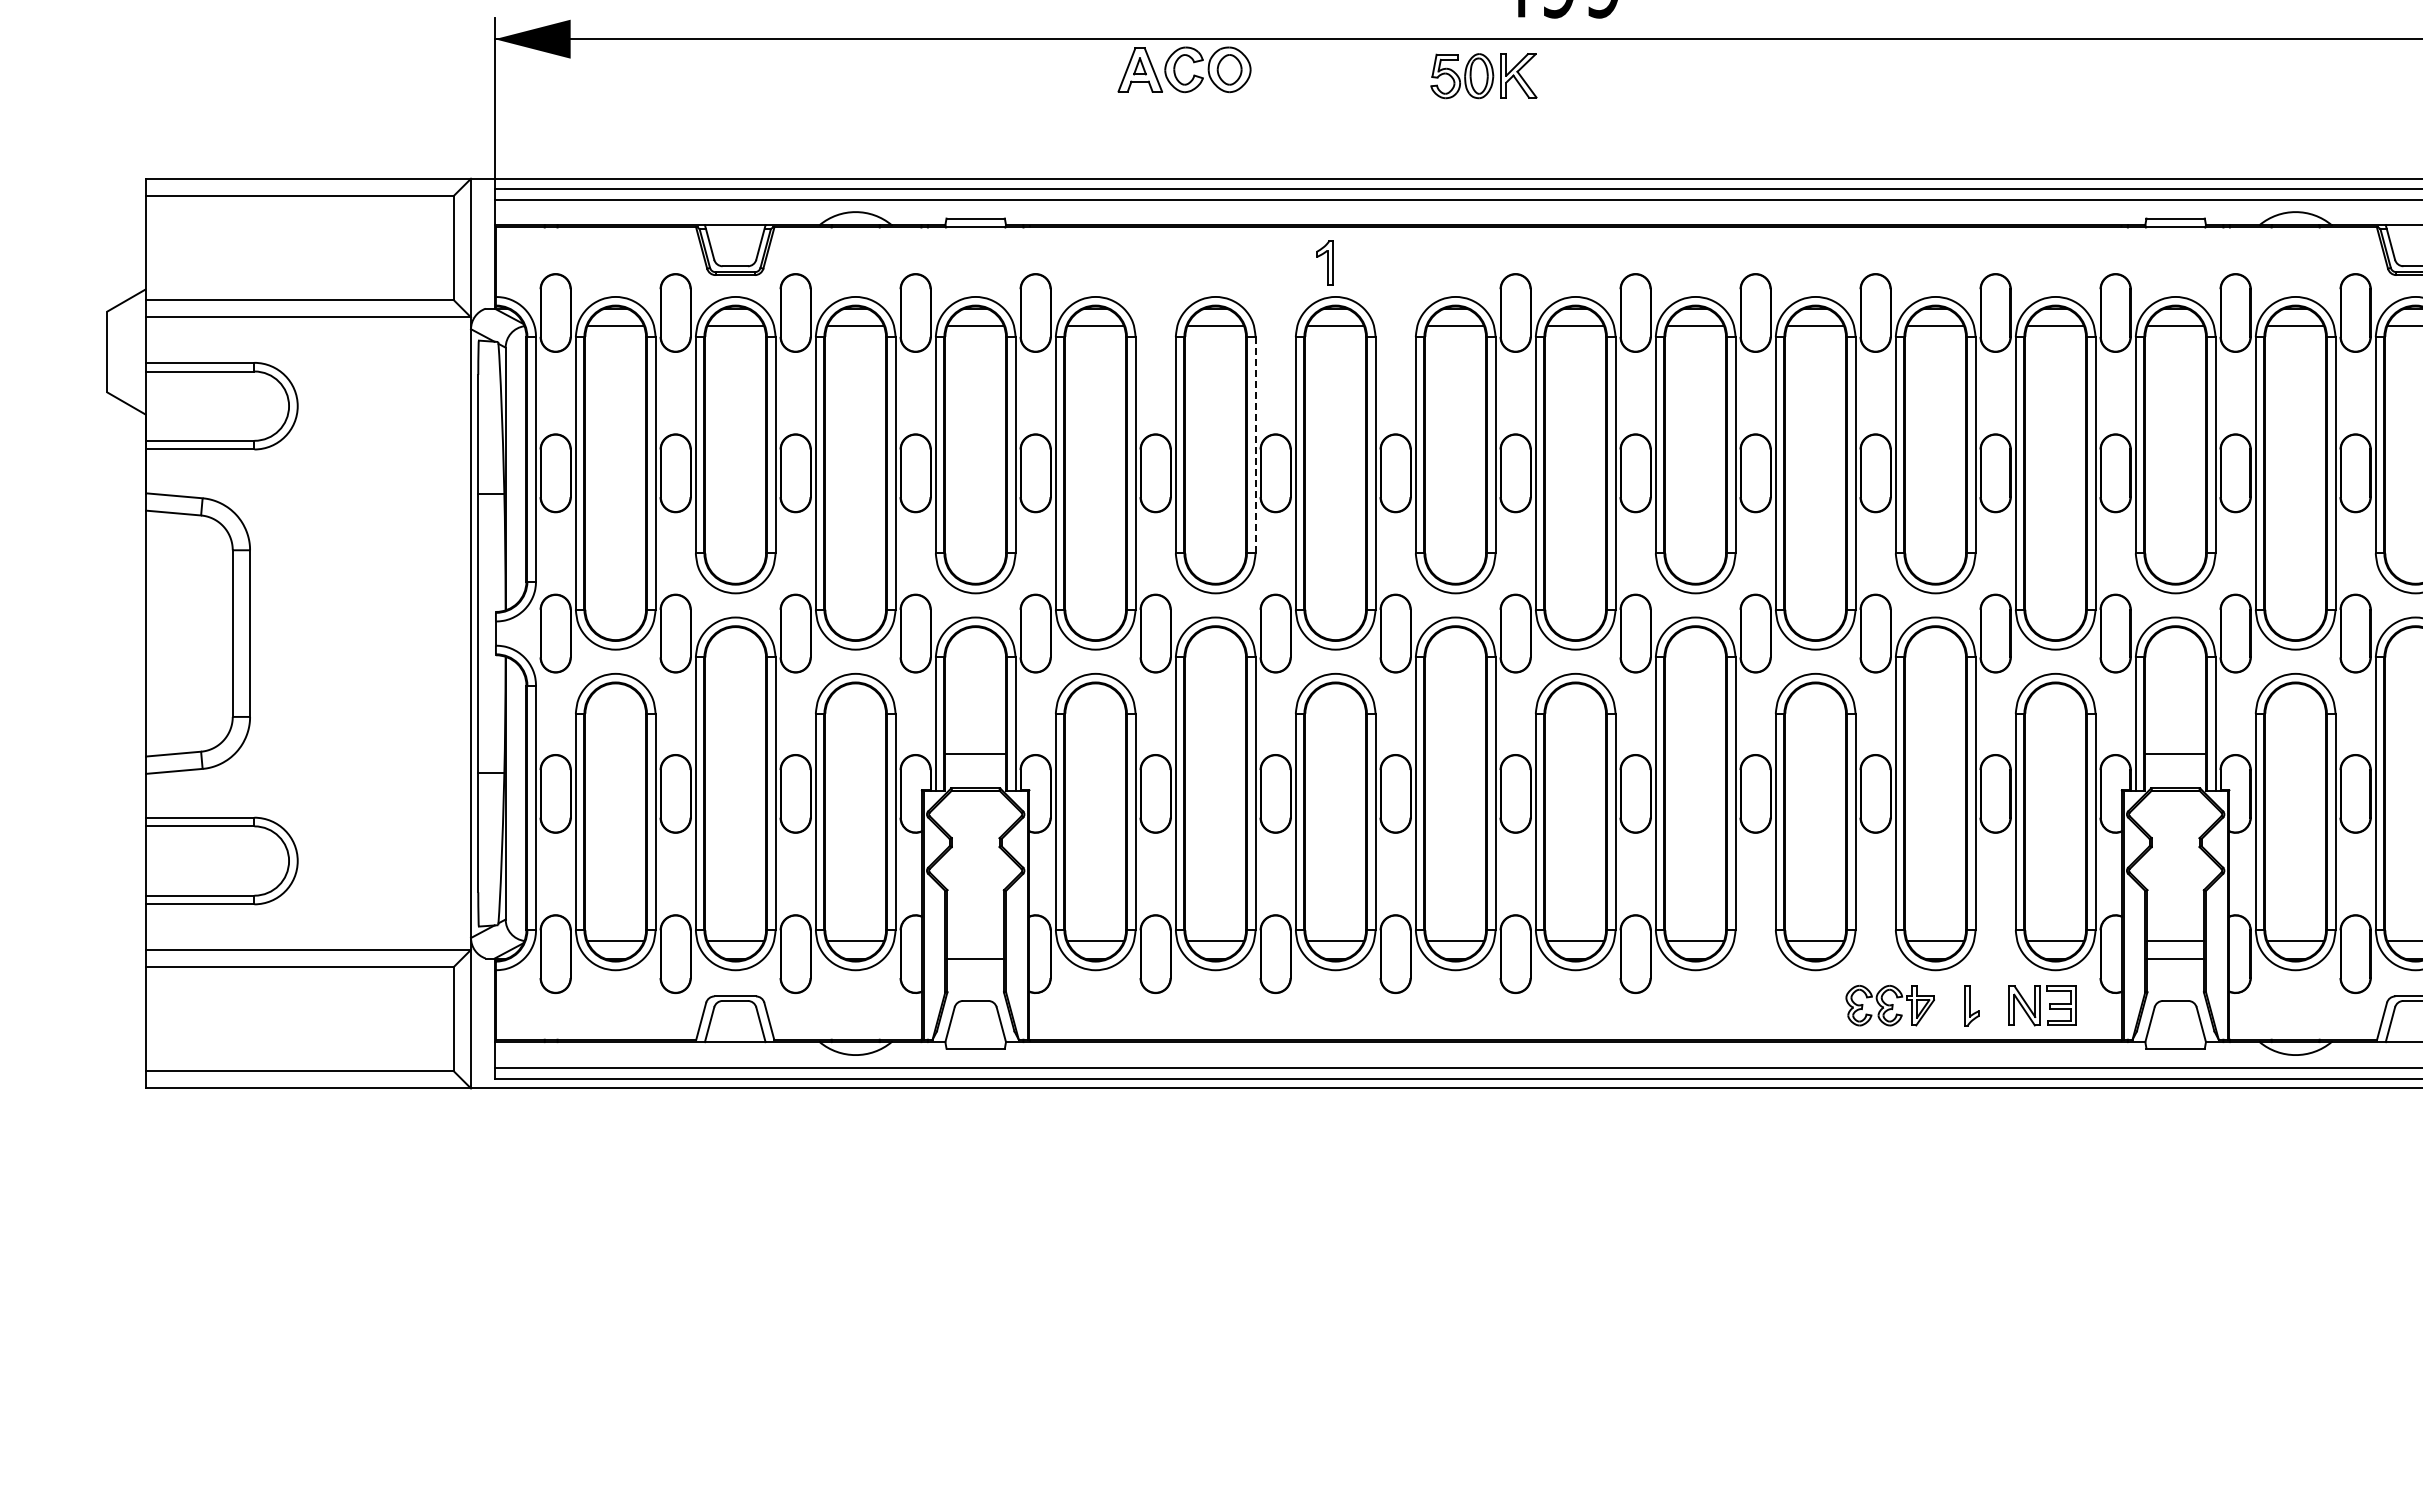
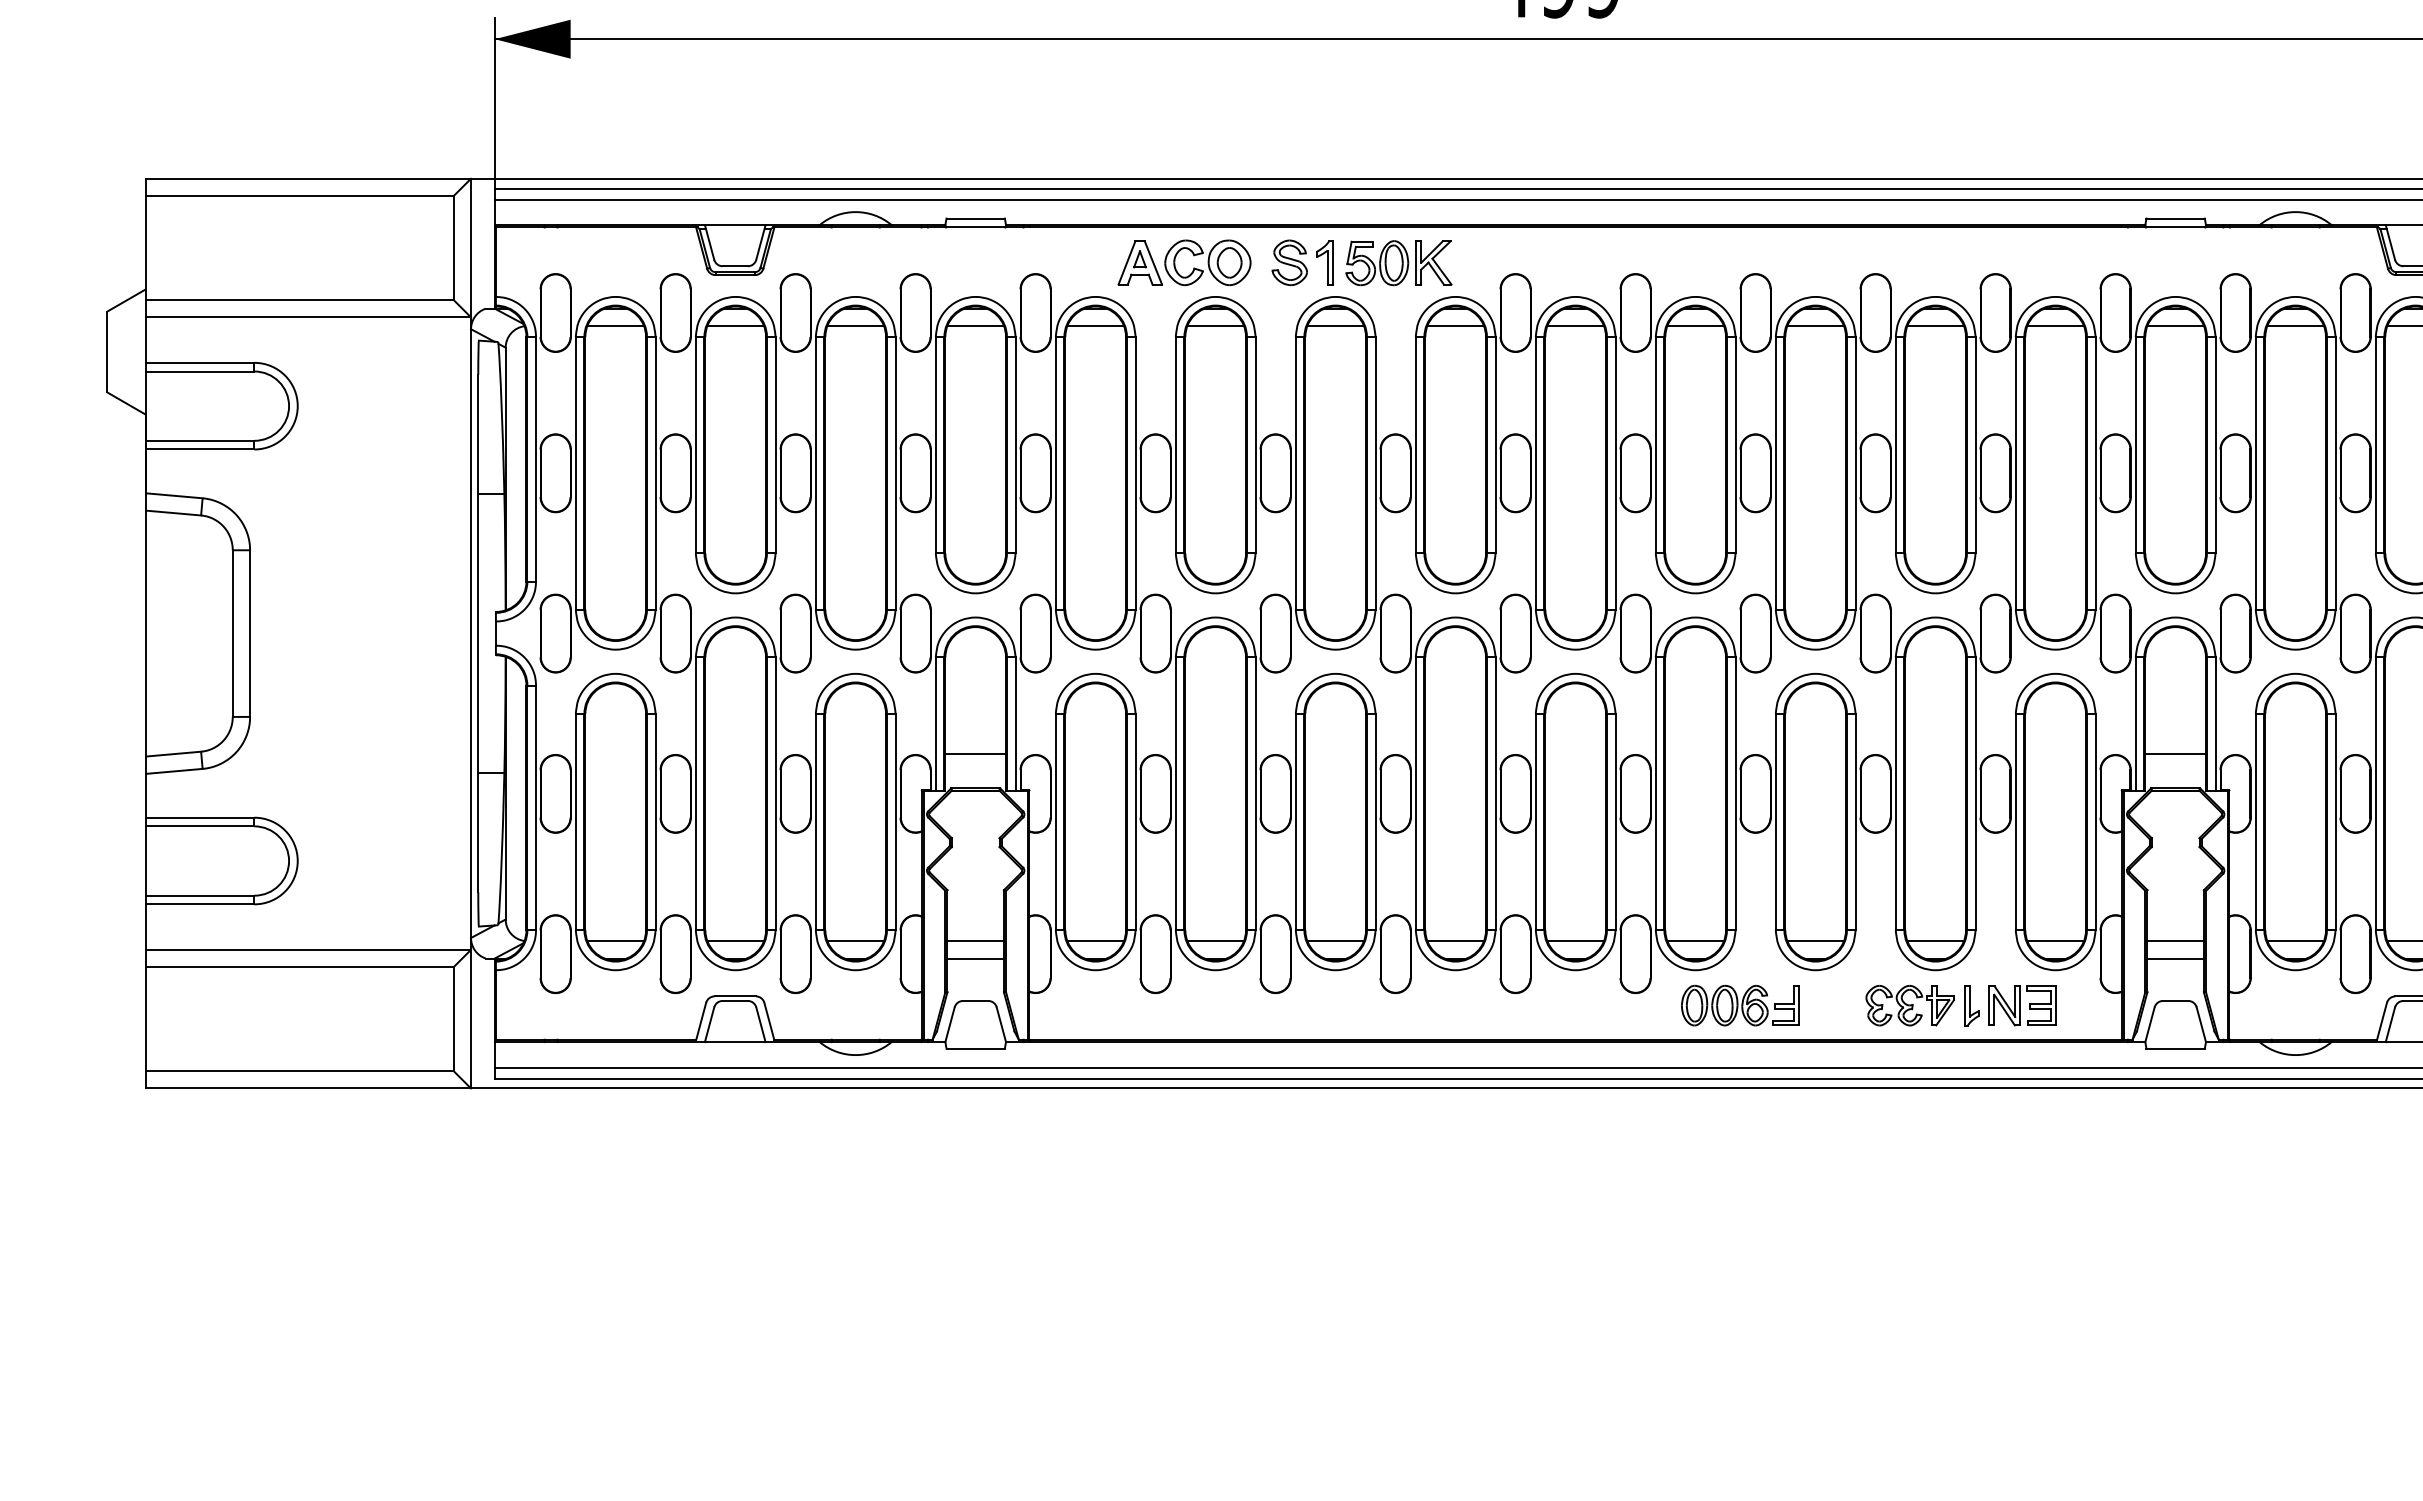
part position: (1175, 69) -> (1175, 262) (1175, 262)
part position: (1483, 76) -> (1398, 263) (1398, 263)
part: none -> present (1289, 262)
line: dashed -> solid (1255, 445)
line: none -> present (975, 941)
part: none -> present (1740, 1005)
part position: (1889, 1005) -> (1909, 1005) (1909, 1005)
part position: (2042, 1005) -> (2022, 1005) (2022, 1005)
